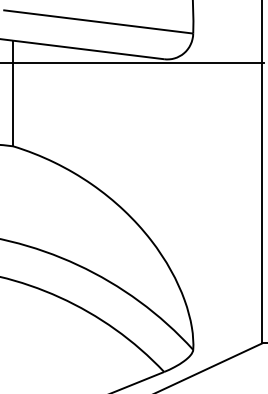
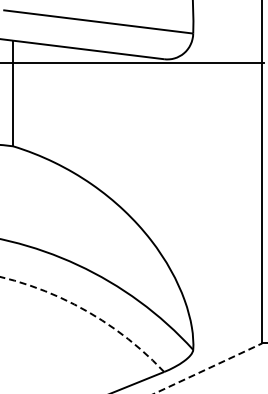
arc: solid -> dashed (88, 312)
line: solid -> dashed (208, 368)
